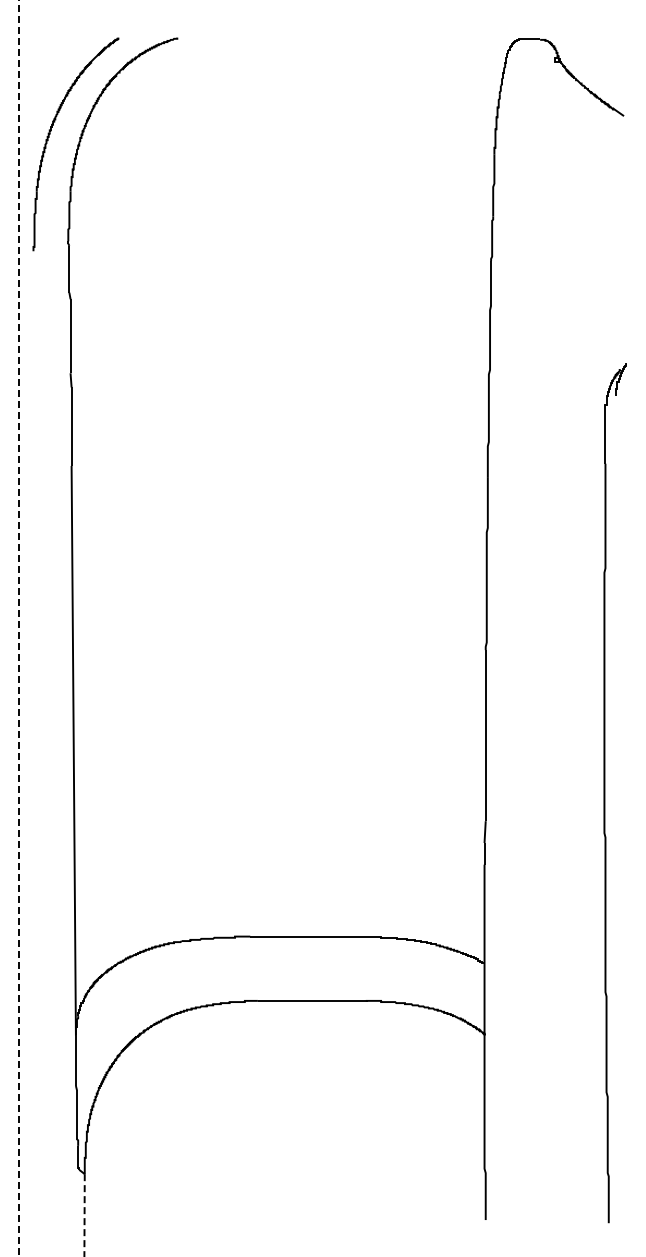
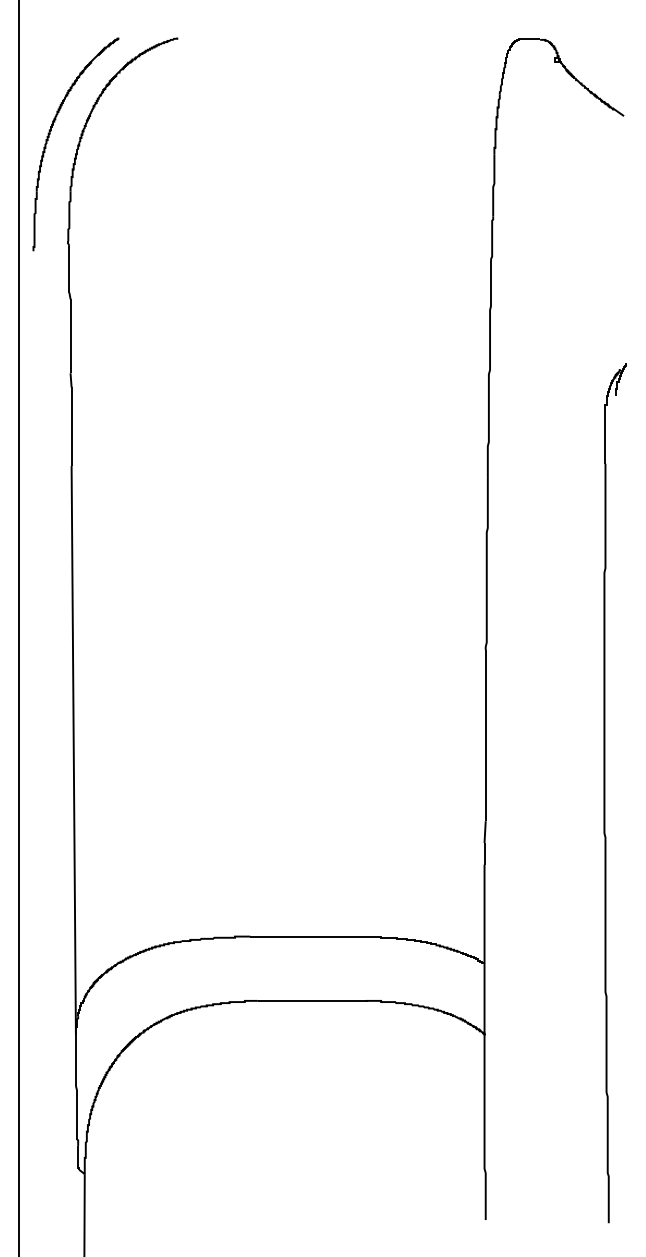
line: dashed -> solid (19, 628)
line: dashed -> solid (84, 1215)
